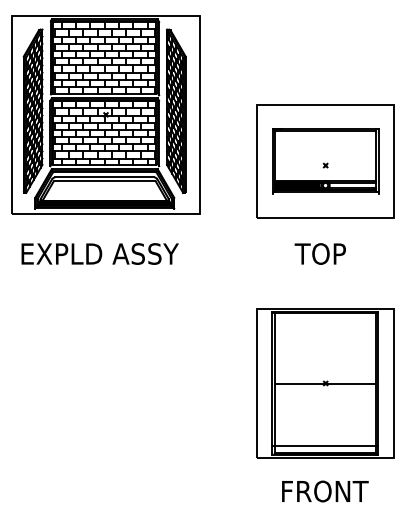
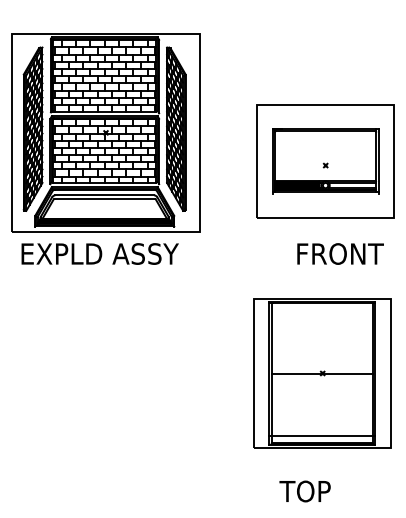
part position: (105, 114) -> (105, 132) (105, 132)
text: TOP -> FRONT (338, 253)
part position: (325, 383) -> (322, 373) (322, 373)
text: FRONT -> TOP (323, 491)
